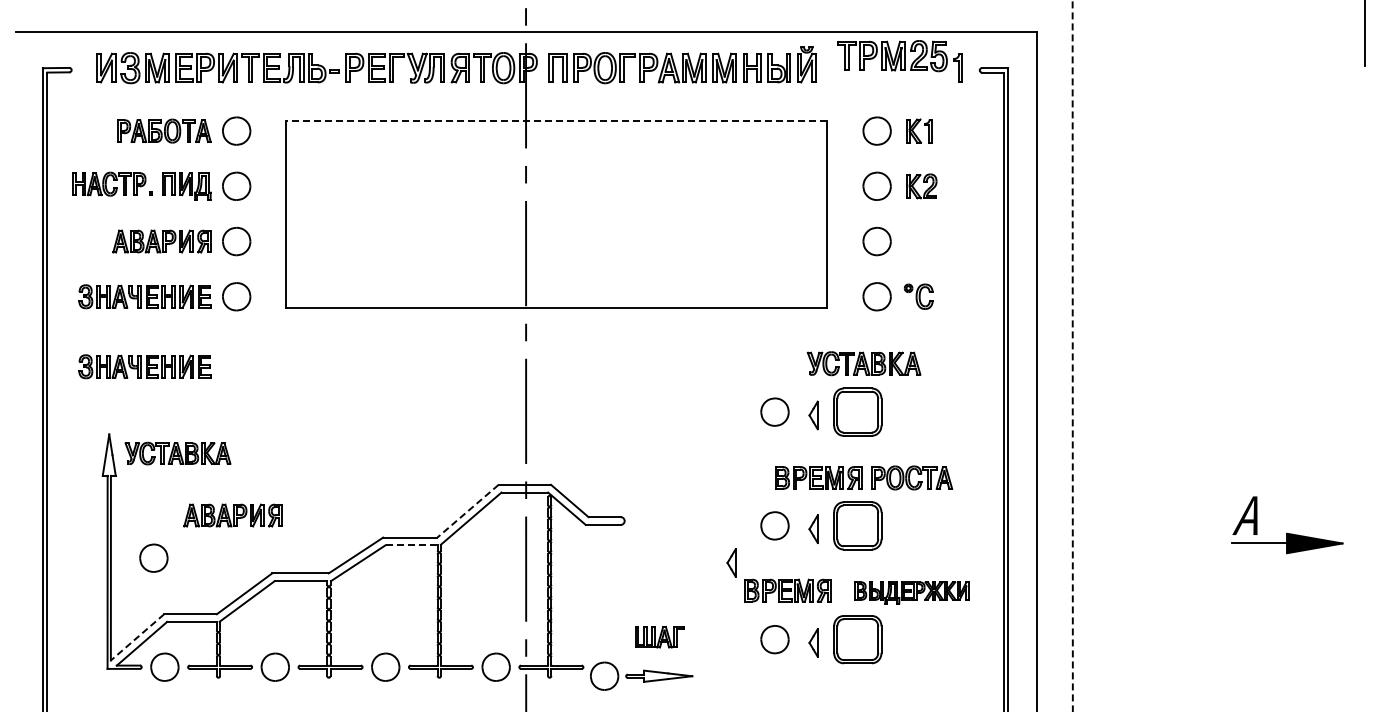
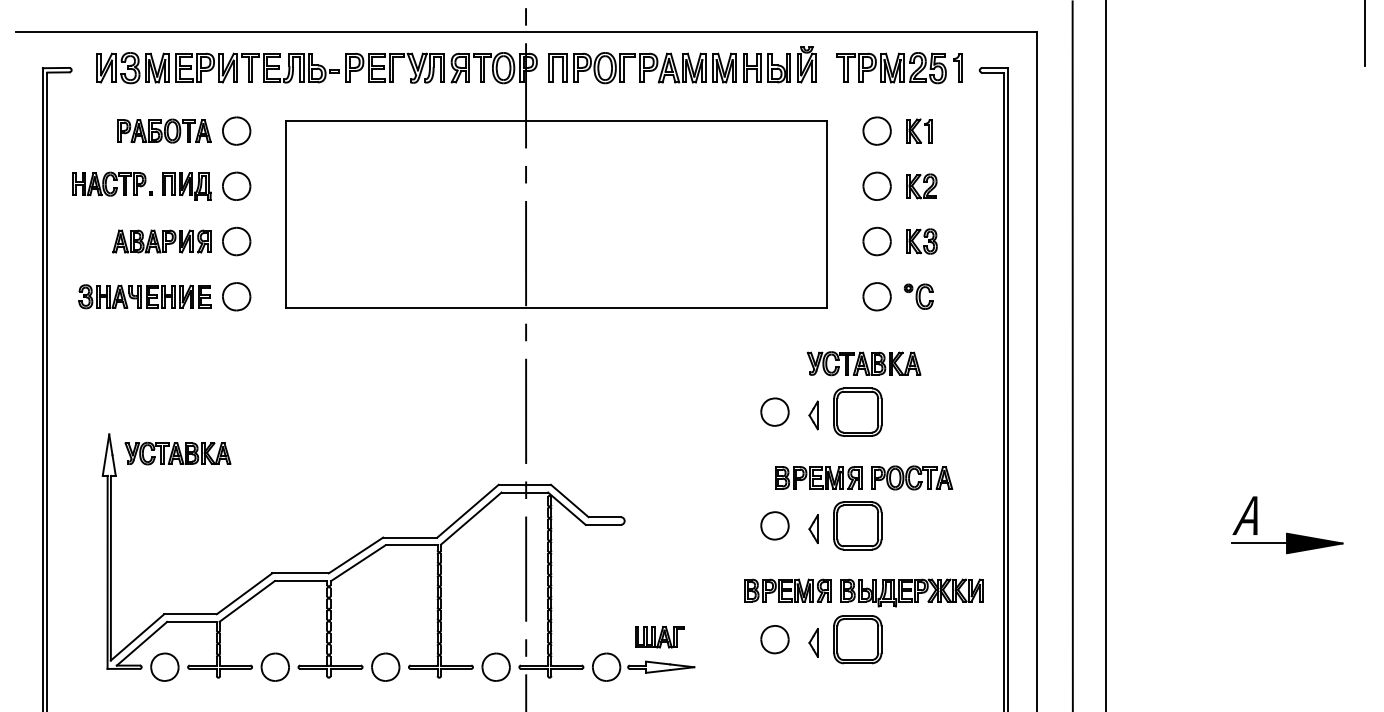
part position: (892, 56) -> (891, 68) (891, 68)
line: dashed -> solid (556, 120)
part: none -> present (921, 241)
line: none -> present (1105, 355)
line: dashed -> solid (1072, 357)
part: present -> none (144, 366)
line: dashed -> solid (467, 511)
part: present -> none (232, 515)
line: dashed -> solid (412, 545)
part: present -> none (153, 557)
part: present -> none (731, 562)
part size: 116x24 px -> 144x30 px (911, 592)
line: dashed -> solid (137, 637)
part position: (641, 675) -> (643, 666) (643, 666)
